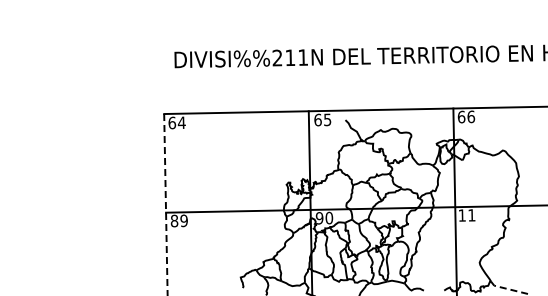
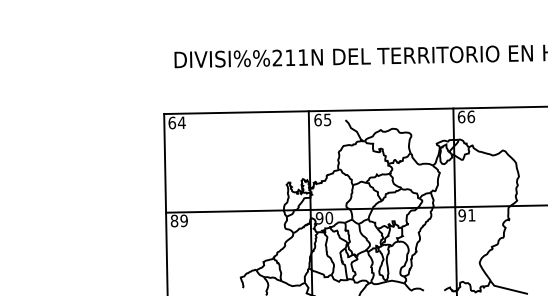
line: dashed -> solid (165, 204)
text: 11 -> 91 (461, 215)
line: dashed -> solid (507, 289)
